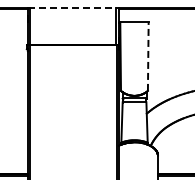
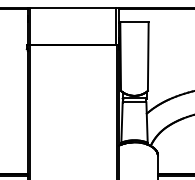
line: dashed -> solid (73, 7)
line: dashed -> solid (148, 56)
